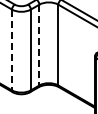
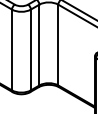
line: dashed -> solid (39, 45)
line: dashed -> solid (12, 50)
